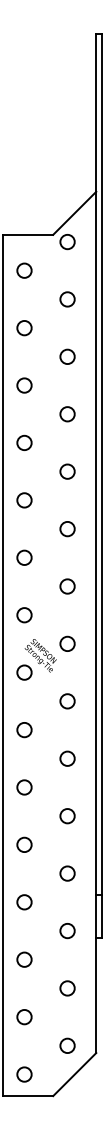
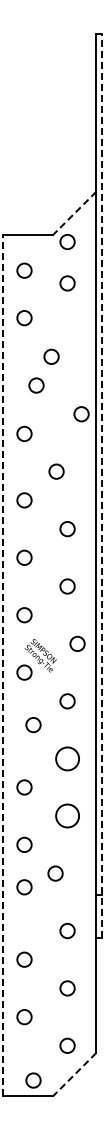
line: solid -> dashed (74, 213)
circle position: (67, 299) -> (67, 283) (67, 283)
circle position: (24, 328) -> (24, 318) (24, 318)
circle position: (67, 356) -> (51, 356) (51, 356)
circle position: (24, 385) -> (36, 385) (36, 385)
circle position: (67, 414) -> (81, 414) (81, 414)
circle position: (24, 442) -> (24, 433) (24, 433)
circle position: (67, 471) -> (56, 471) (56, 471)
line: solid -> dashed (102, 485)
circle position: (67, 643) -> (77, 643) (77, 643)
line: solid -> dashed (2, 665)
circle position: (24, 730) -> (33, 725) (33, 725)
circle size: 17x17 px -> 25x26 px (67, 758)
circle size: 17x17 px -> 25x26 px (67, 815)
circle position: (67, 873) -> (55, 873) (55, 873)
circle position: (24, 902) -> (24, 887) (24, 887)
circle position: (24, 1074) -> (33, 1080) (33, 1080)
line: solid -> dashed (74, 1074)
